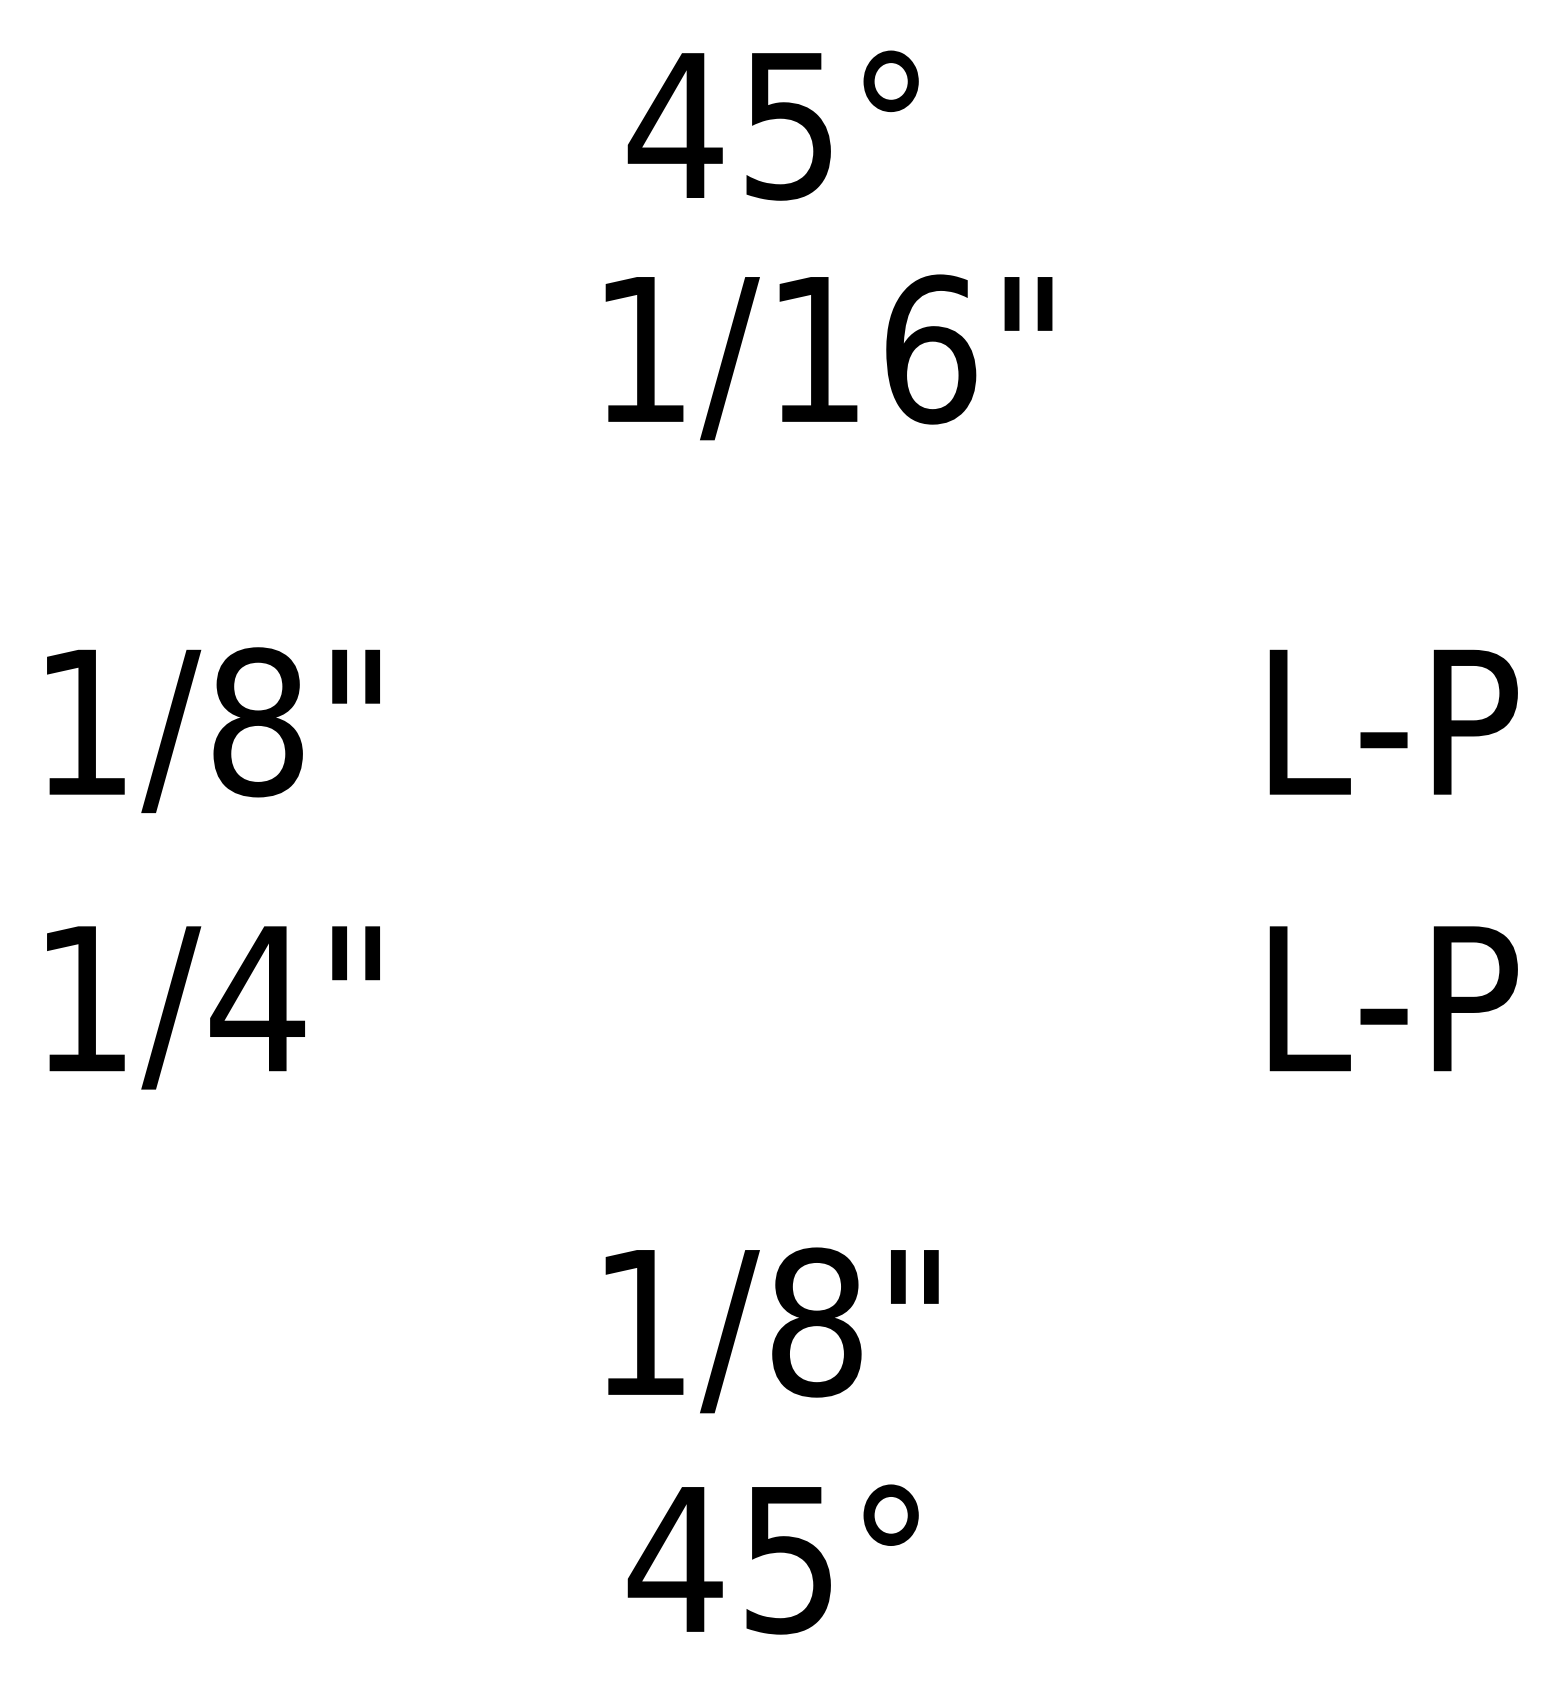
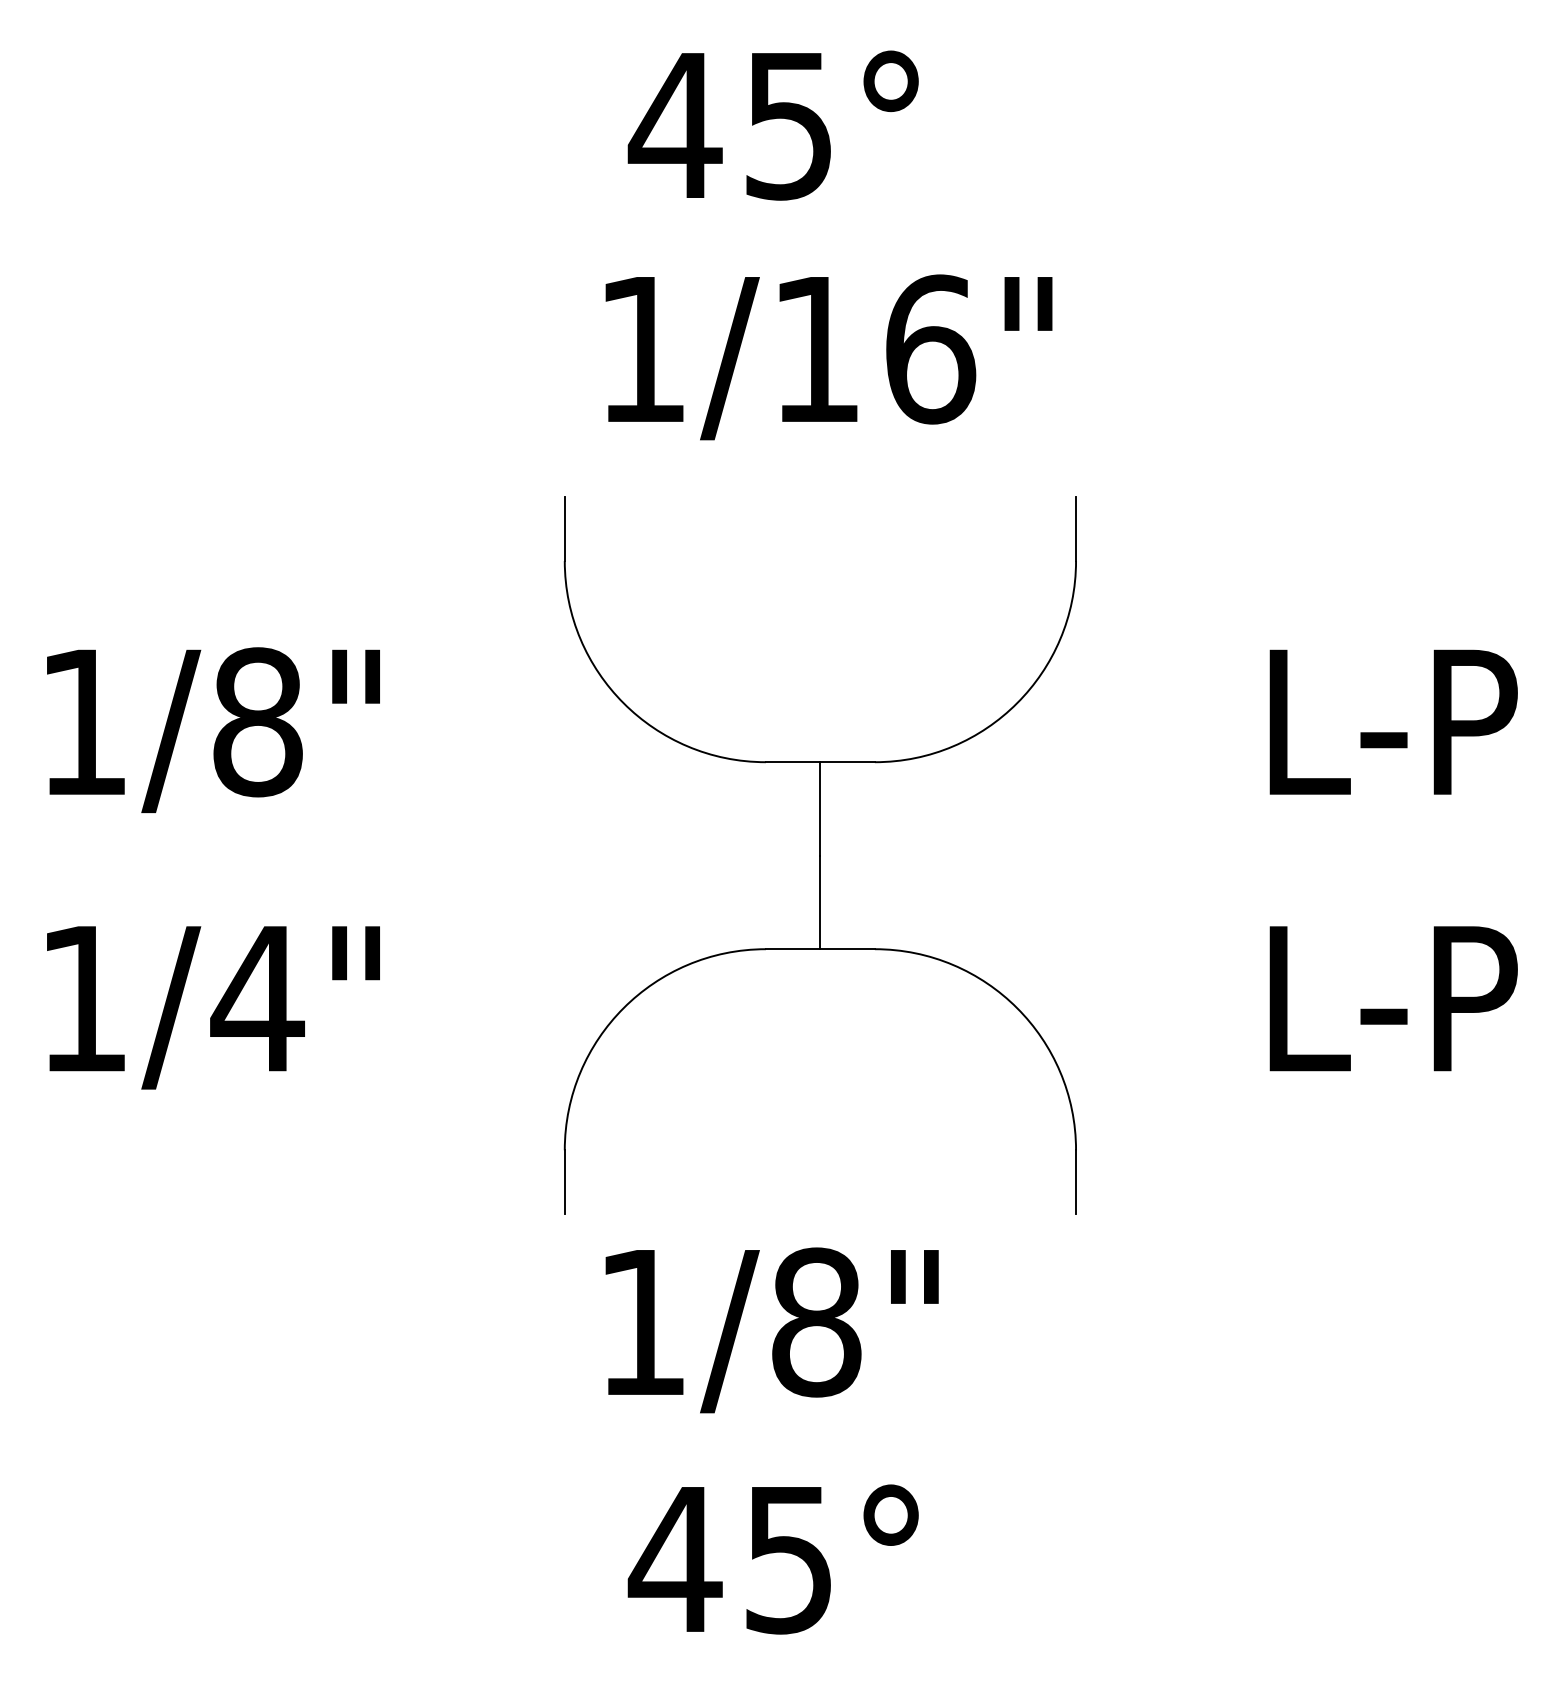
part: none -> present (819, 855)
